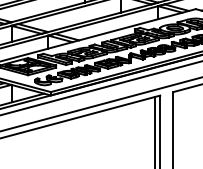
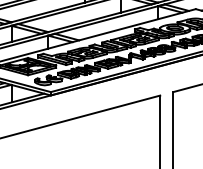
line: present -> none (100, 88)
line: present -> none (100, 104)
line: present -> none (155, 130)
